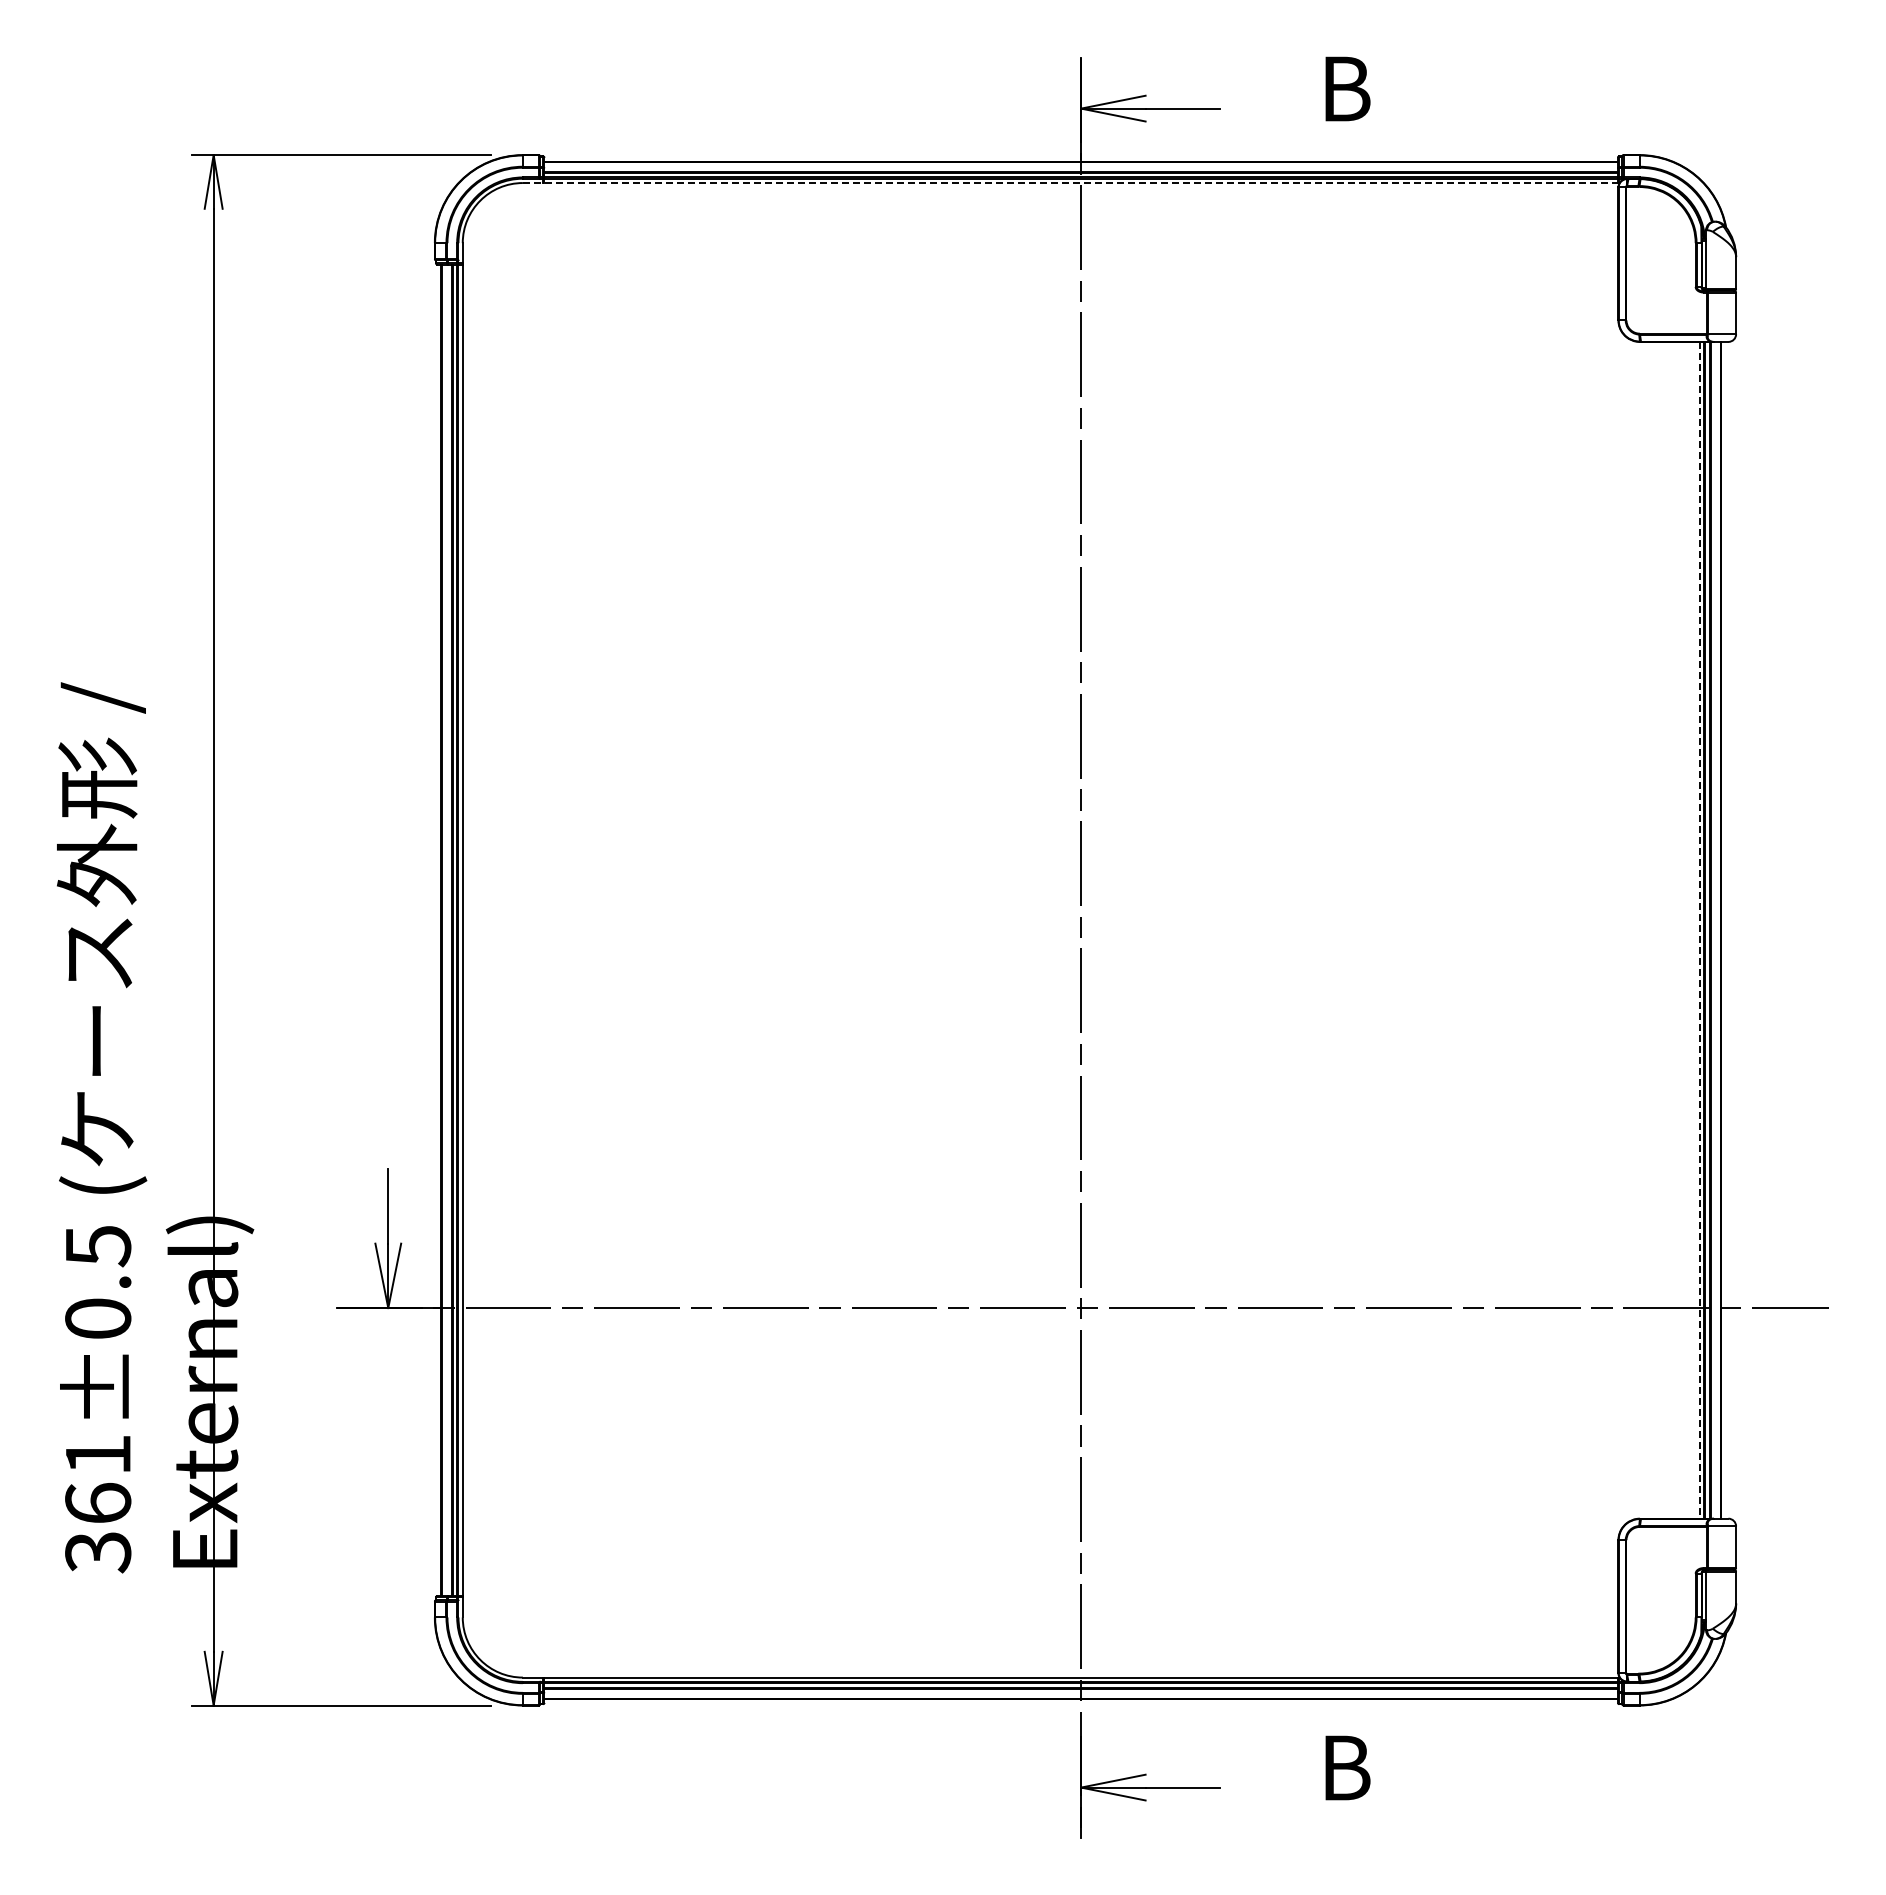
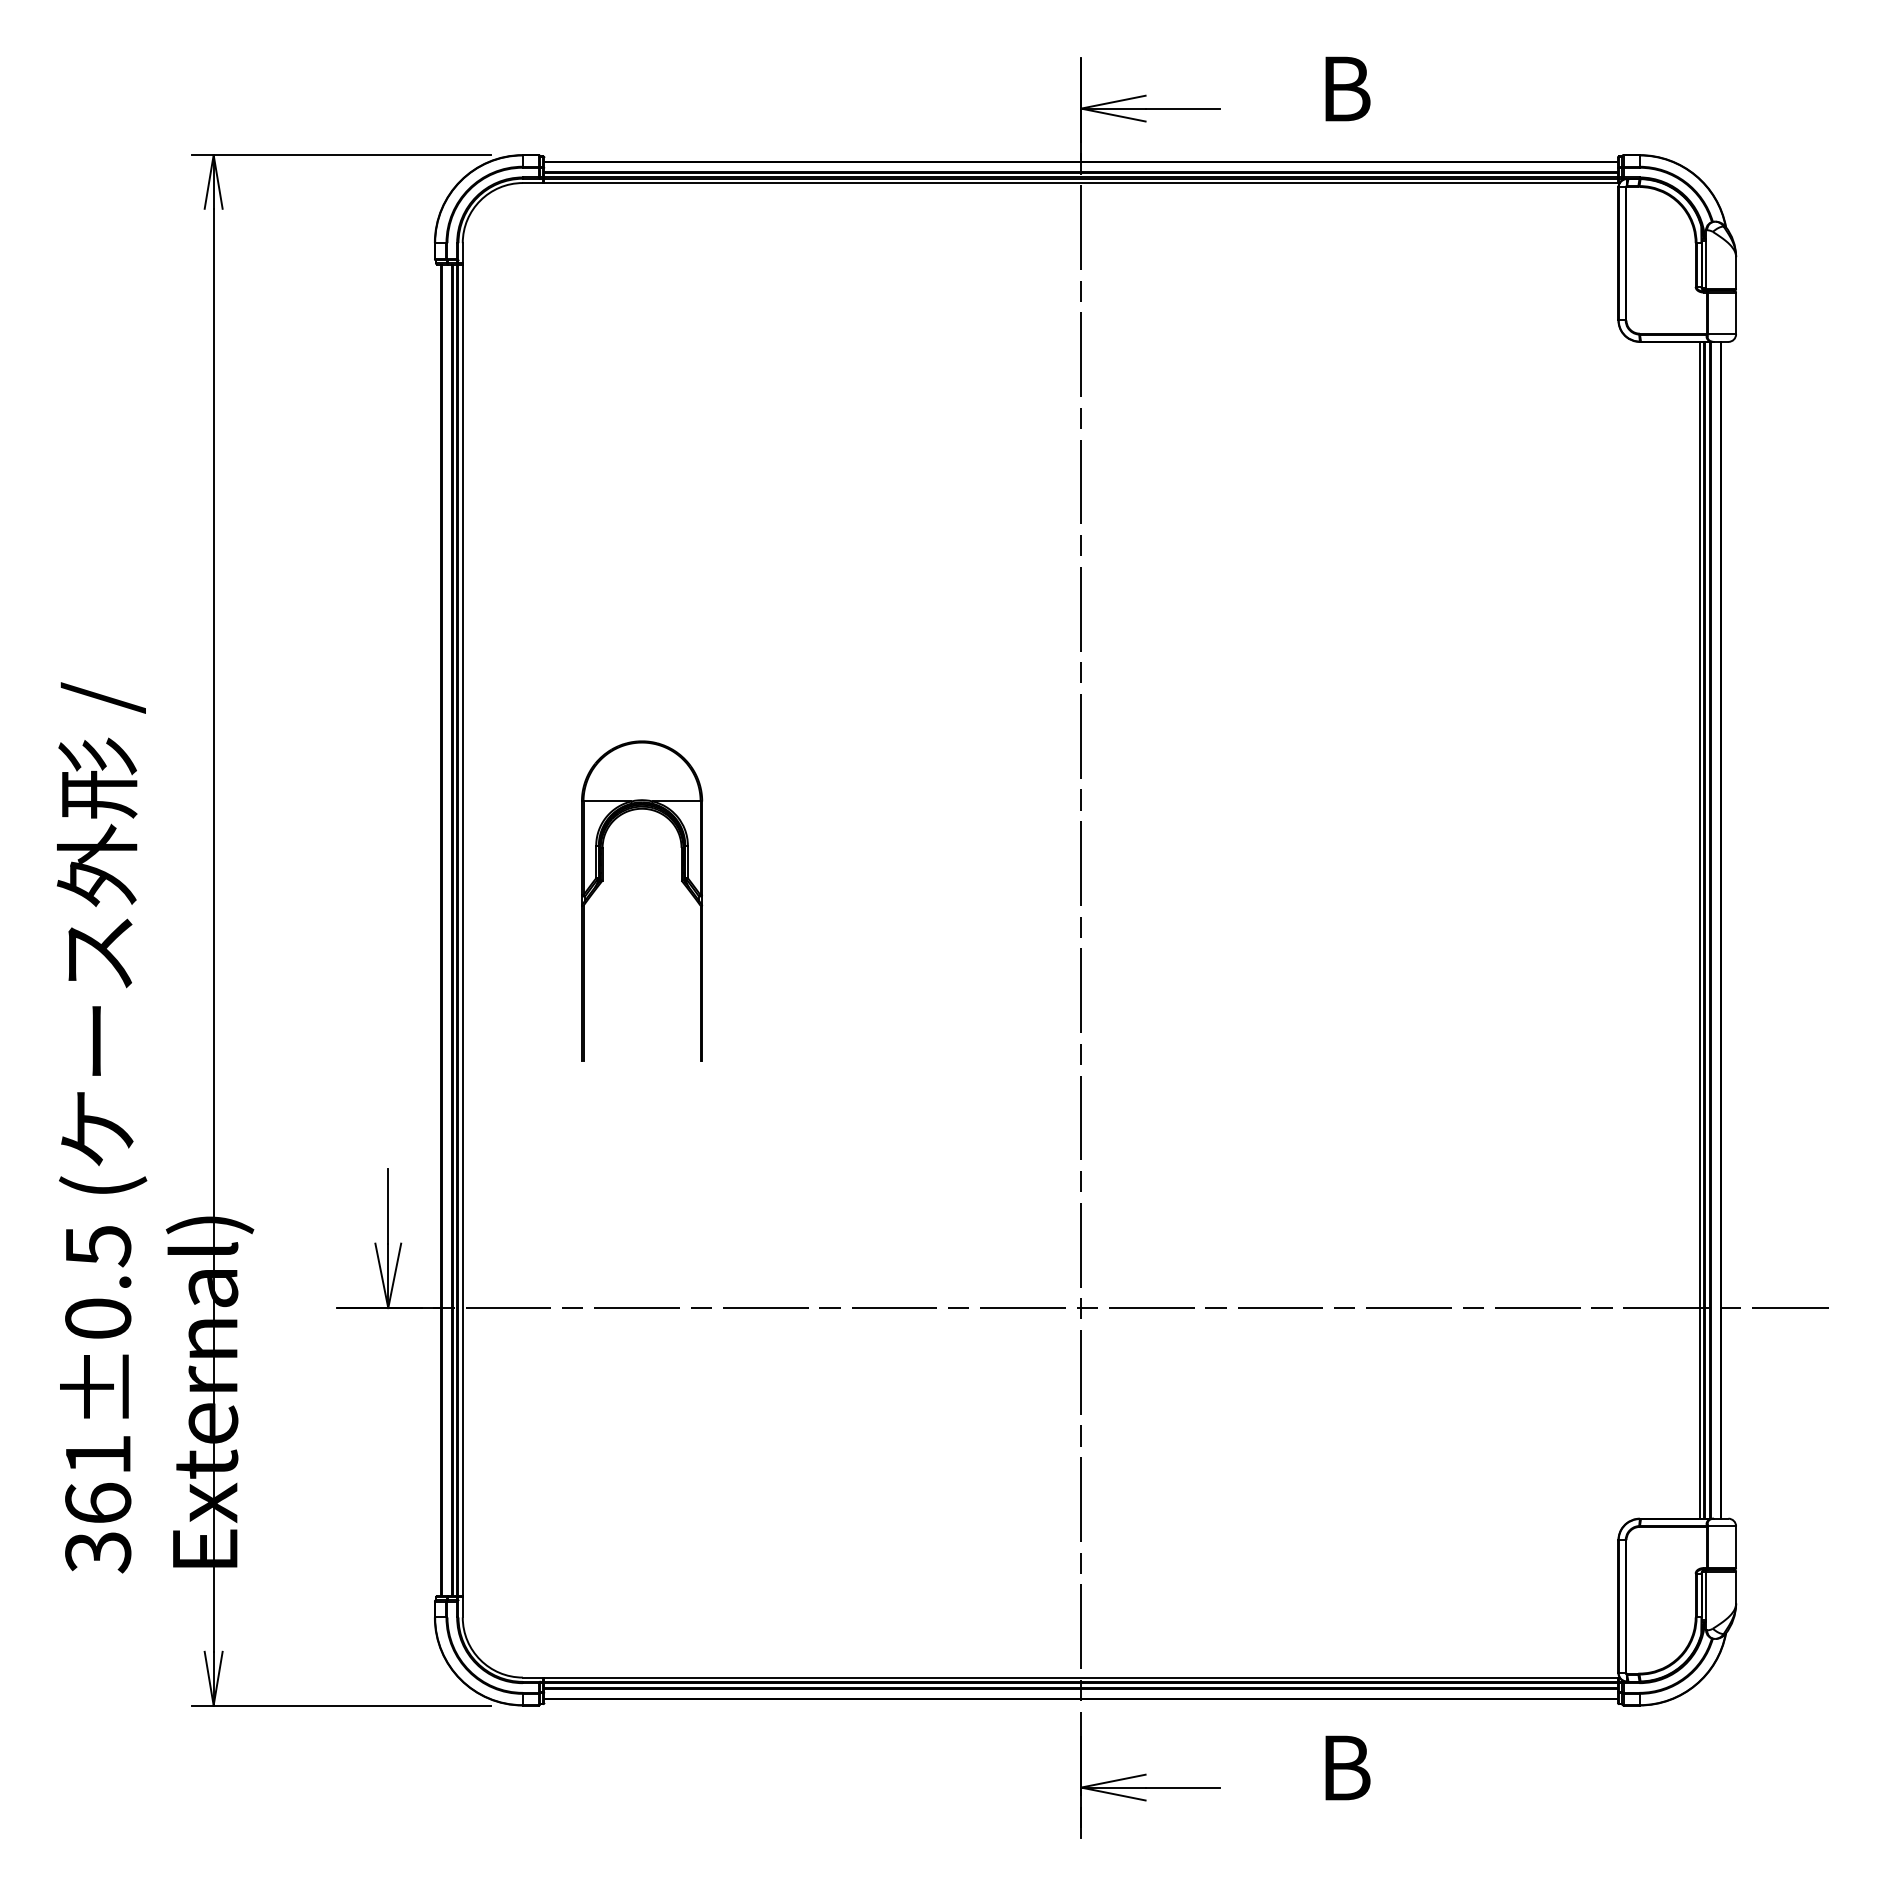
line: dashed -> solid (1071, 183)
part: none -> present (681, 882)
line: dashed -> solid (1699, 930)
